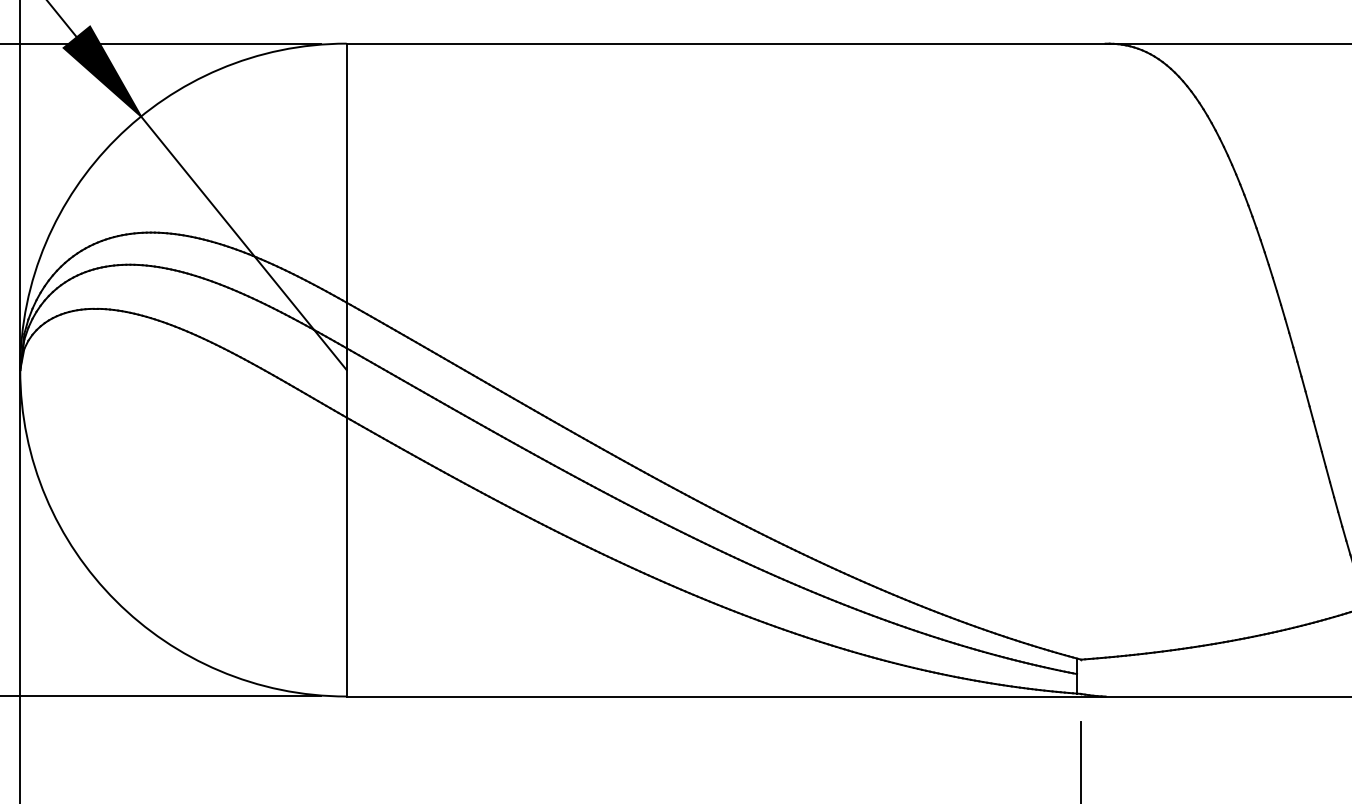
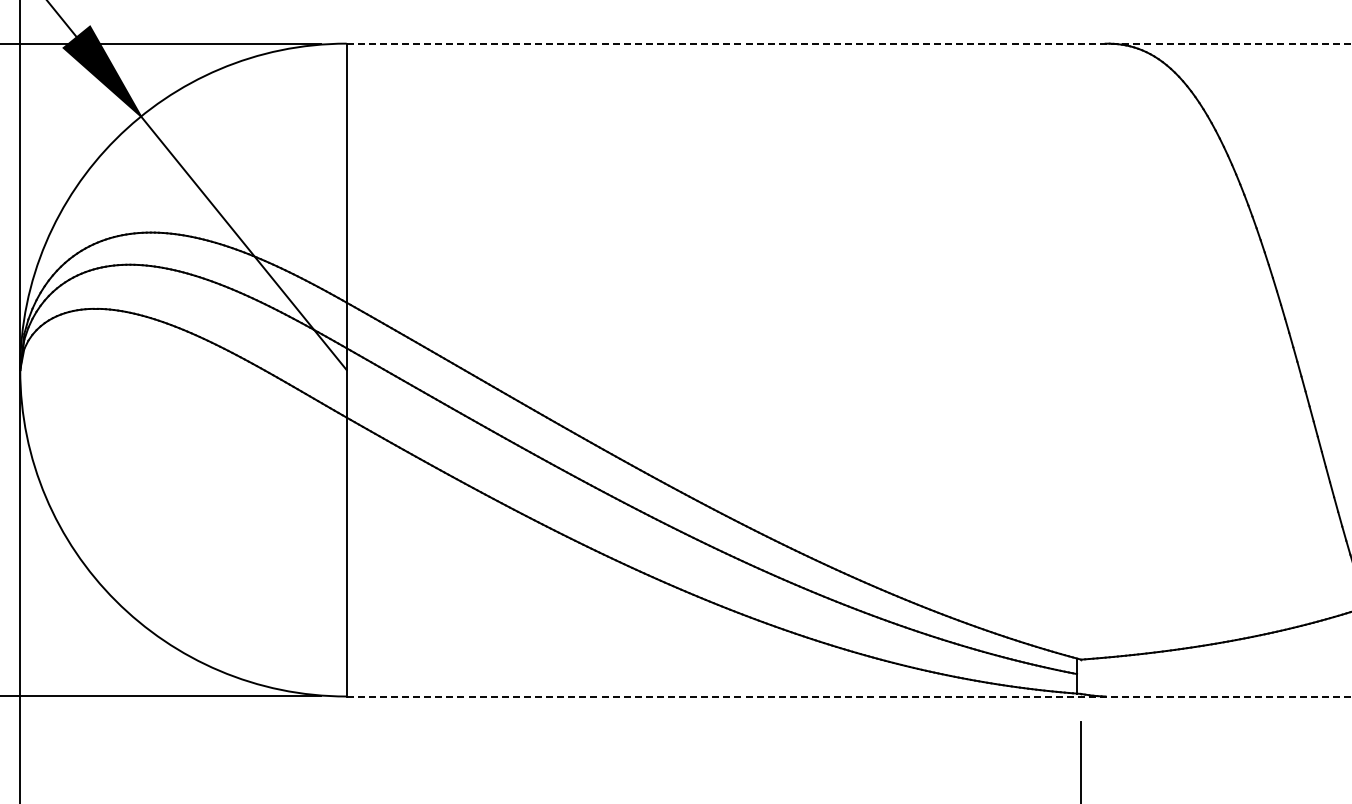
line: solid -> dashed (849, 43)
line: solid -> dashed (849, 696)
